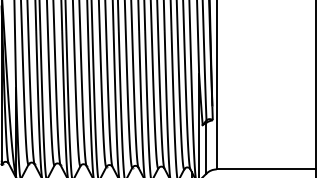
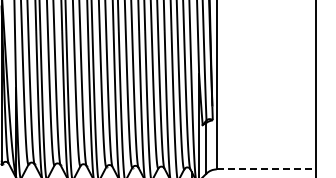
line: solid -> dashed (266, 169)
